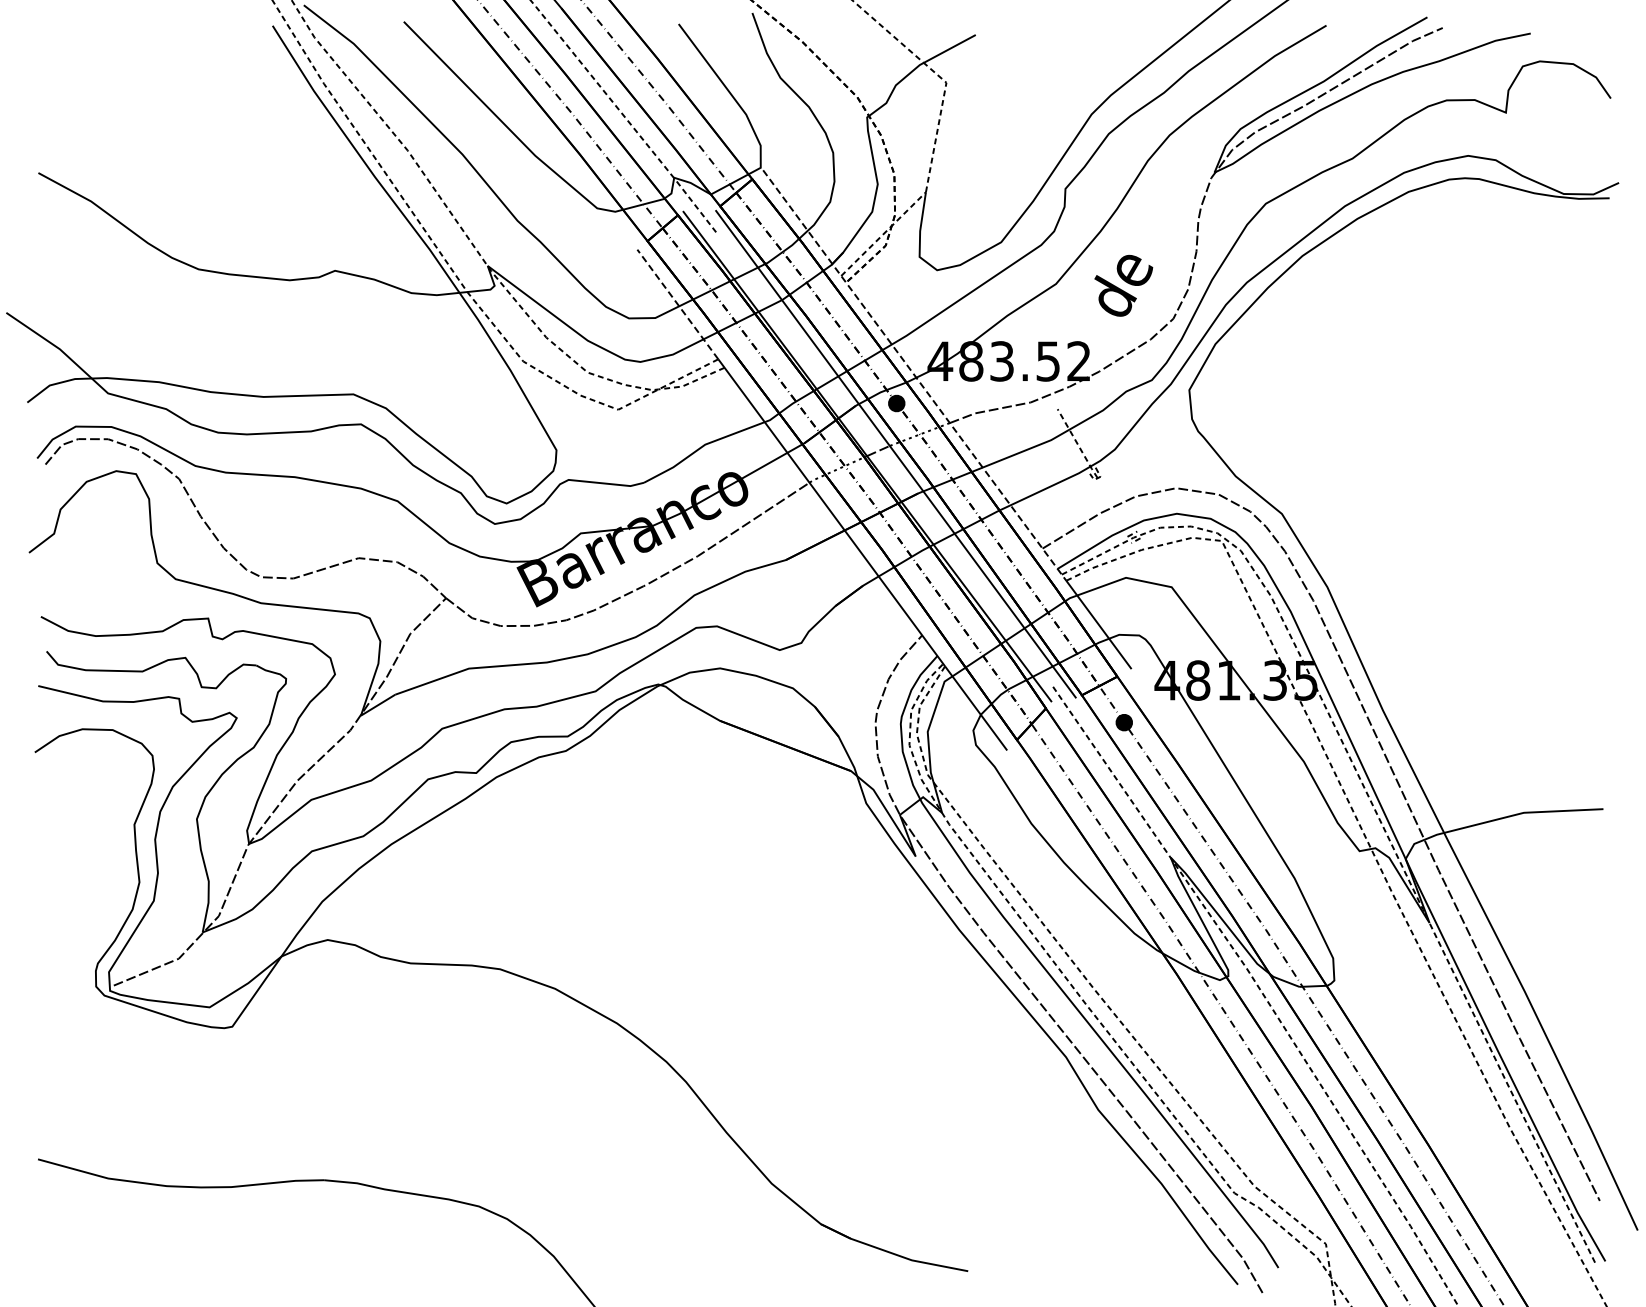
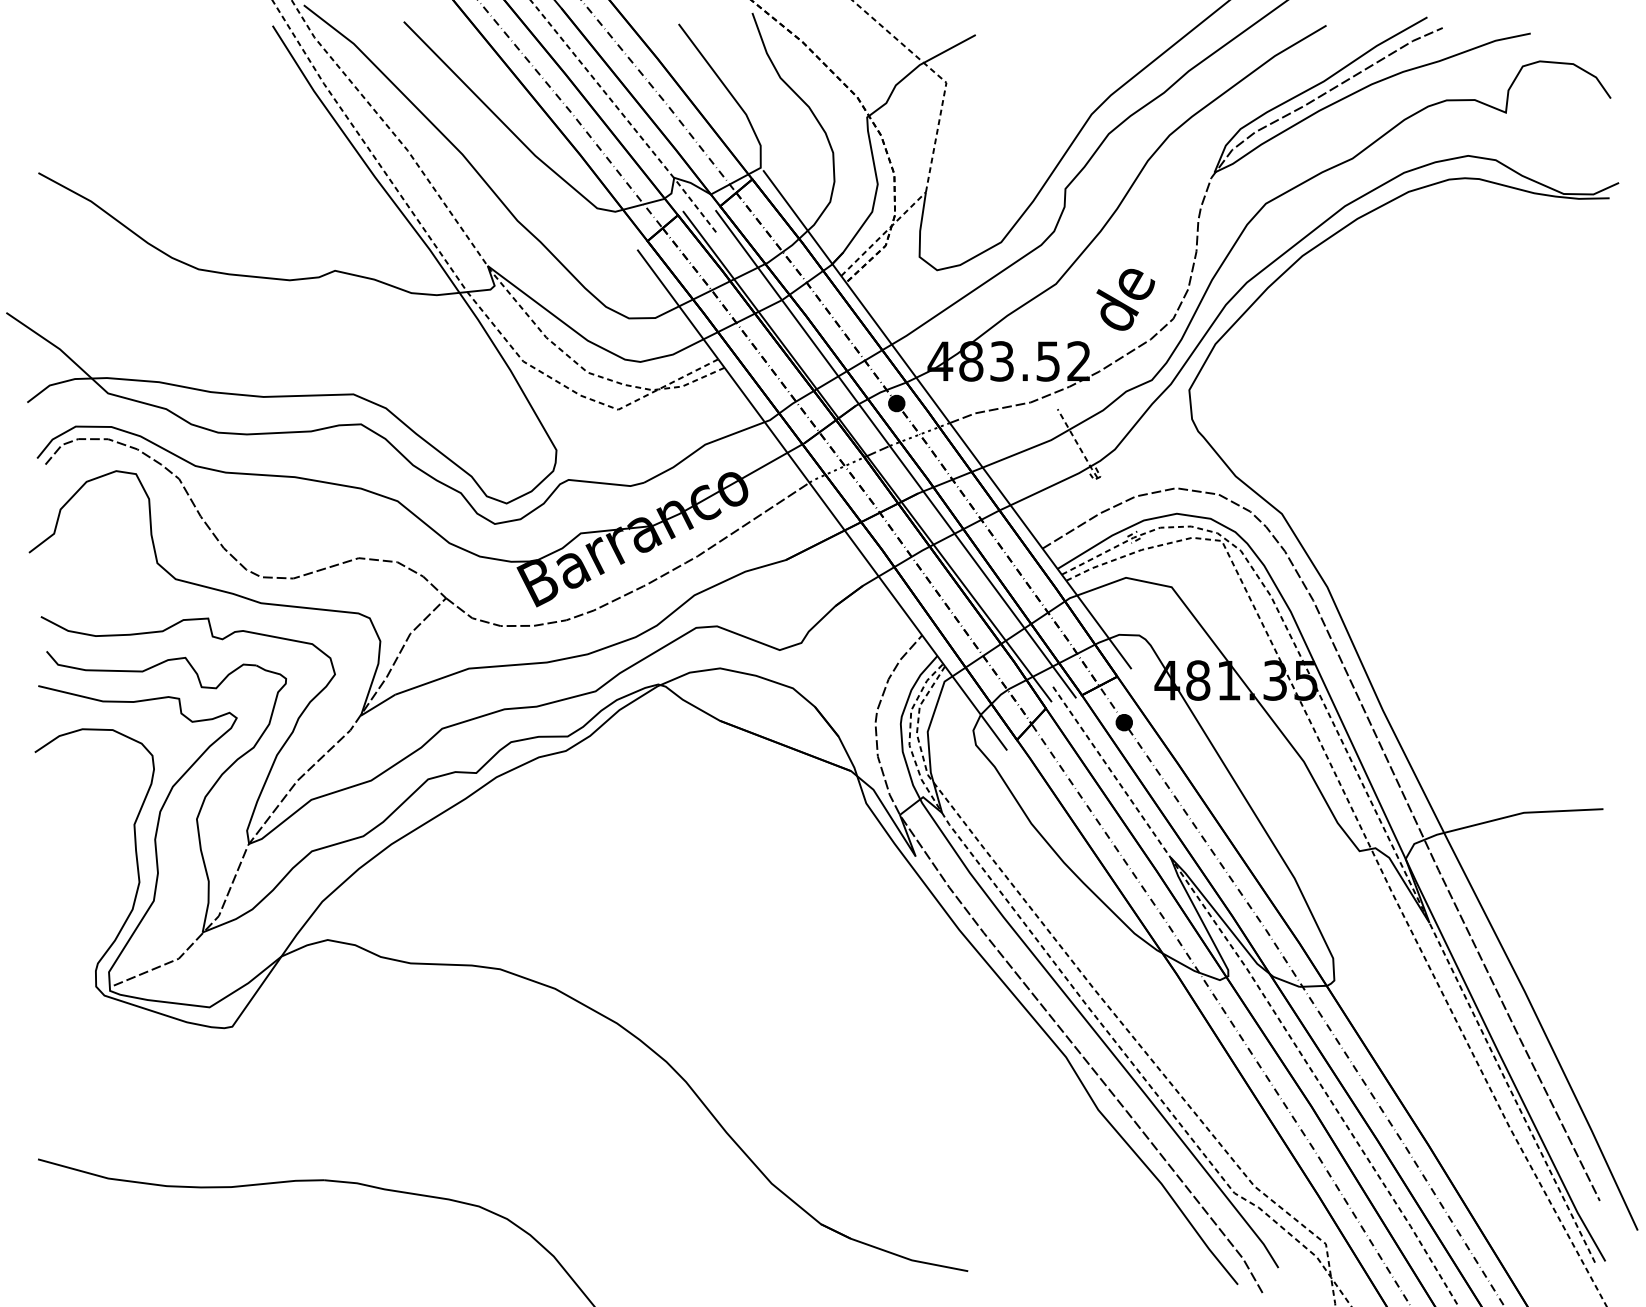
text position: (1123, 285) -> (1125, 299) (1125, 299)
line: dashed -> solid (677, 304)
line: dashed -> solid (915, 375)
